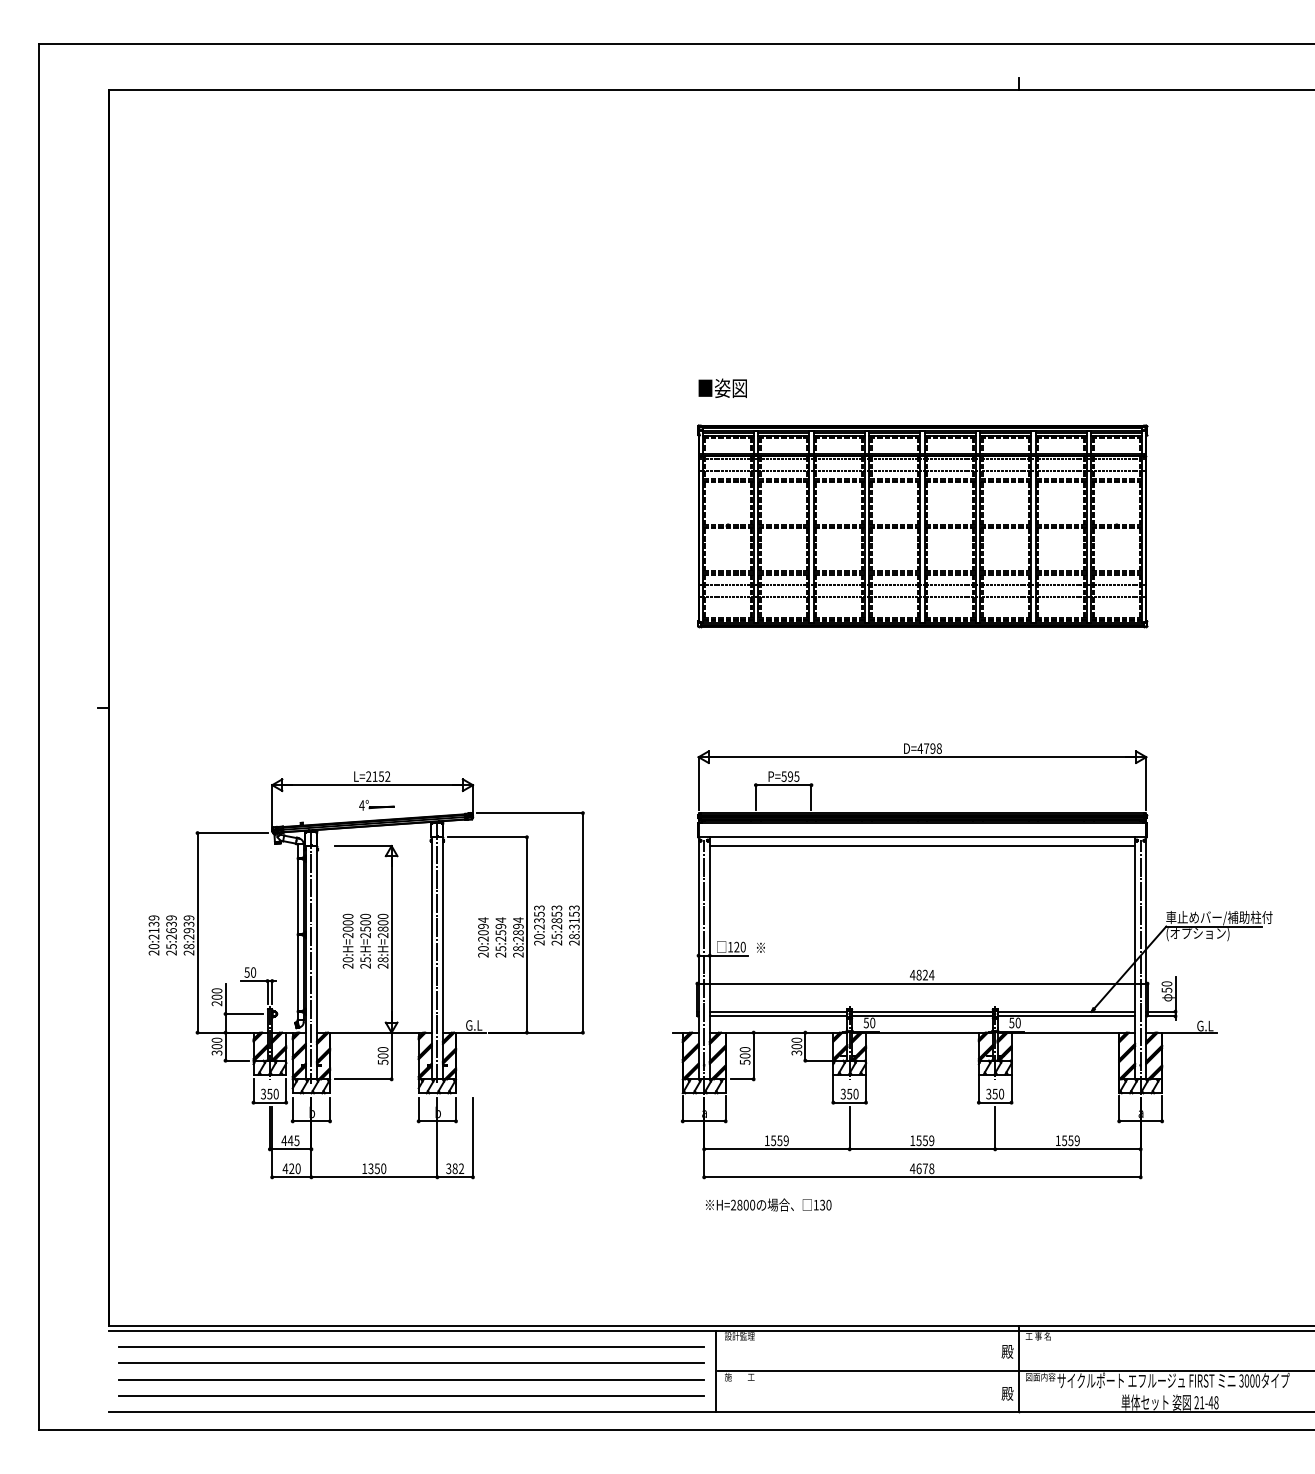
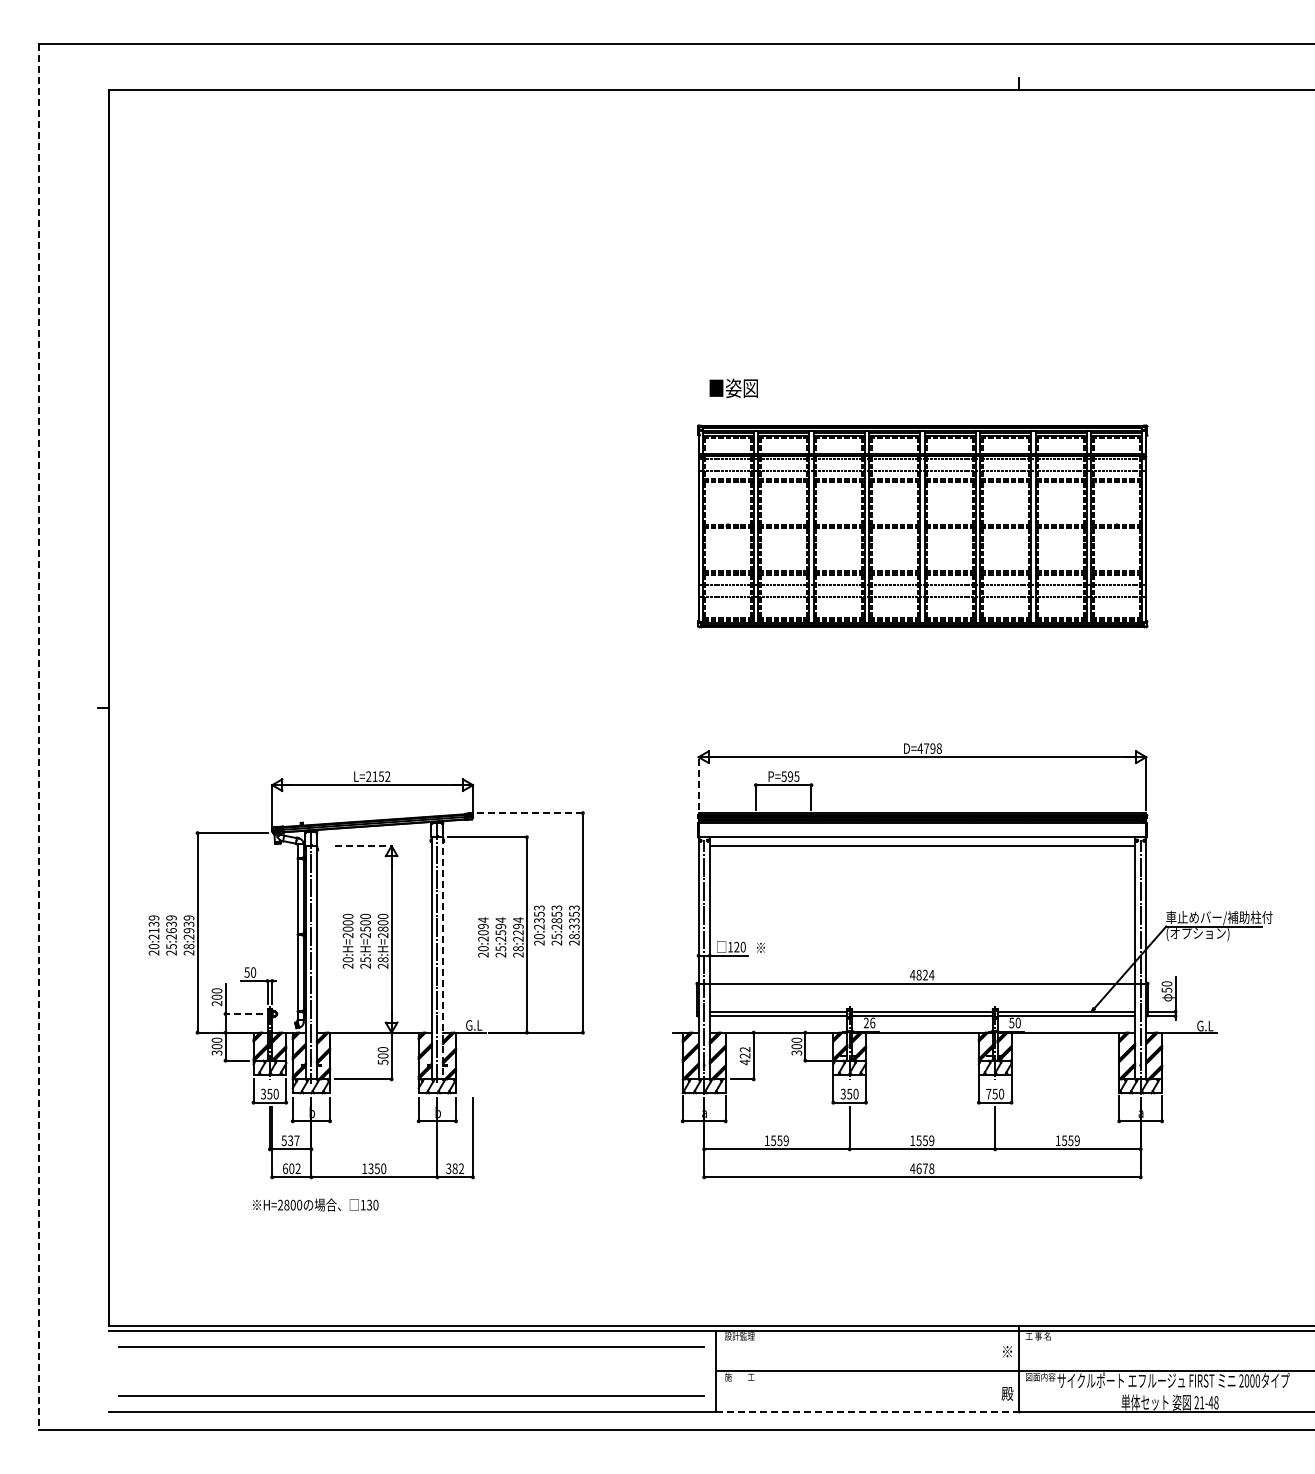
text position: (722, 387) -> (733, 387) (733, 387)
line: solid -> dashed (39, 737)
line: solid -> dashed (698, 783)
part: present -> none (376, 805)
line: solid -> dashed (530, 813)
line: solid -> dashed (363, 846)
text: 28:3153 -> 28:3353 (574, 920)
text: 28:2894 -> 28:2294 (518, 932)
line: solid -> dashed (442, 958)
line: solid -> dashed (244, 1014)
text: 50 -> 26 (869, 1022)
text: 500 -> 422 (745, 1056)
text: 350 -> 750 (988, 1093)
text: 445 -> 537 (290, 1140)
text: 420 -> 602 (291, 1168)
text position: (768, 1204) -> (315, 1204) (315, 1204)
text: 殿 -> ※ (1007, 1351)
line: present -> none (411, 1363)
line: present -> none (411, 1379)
text: 3000 -> 2000 (1241, 1381)
line: solid -> dashed (867, 1412)
